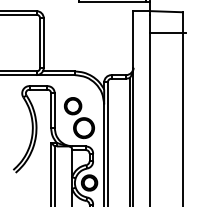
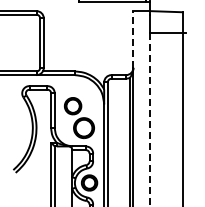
line: solid -> dashed (133, 38)
line: solid -> dashed (149, 119)
